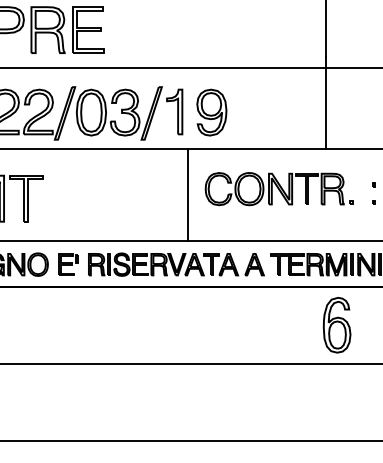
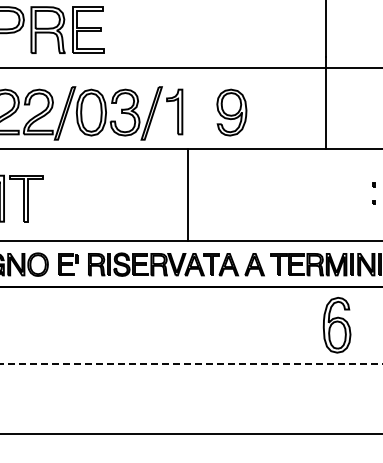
part position: (211, 112) -> (231, 112) (231, 112)
part: present -> none (278, 189)
line: solid -> dashed (191, 363)
line position: (190, 440) -> (190, 433) (190, 433)
